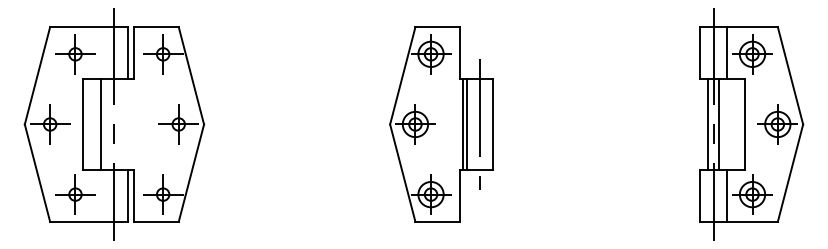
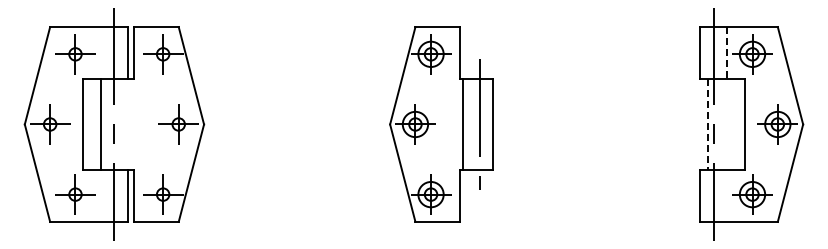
line: solid -> dashed (727, 52)
line: present -> none (466, 124)
line: solid -> dashed (707, 124)
line: present -> none (719, 124)
line: present -> none (727, 195)
